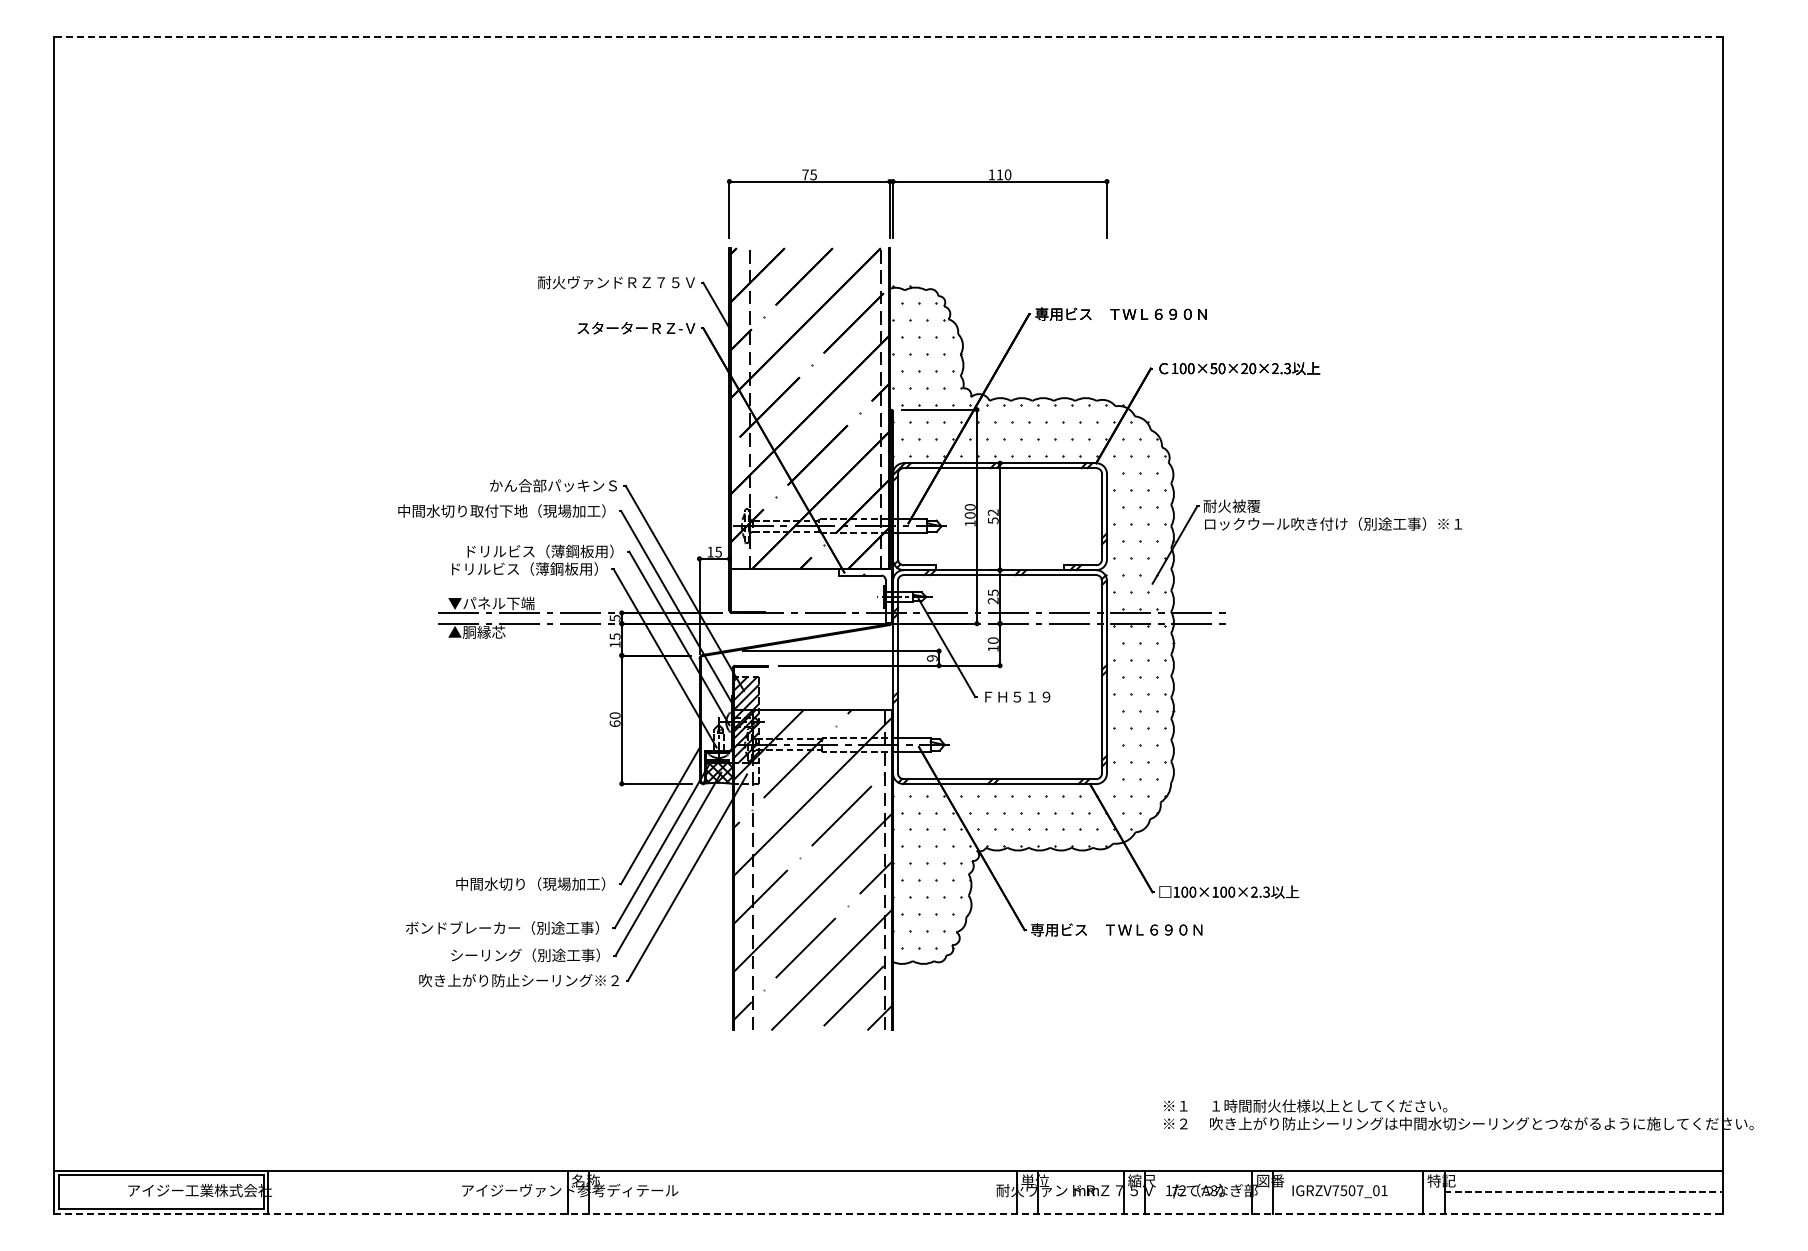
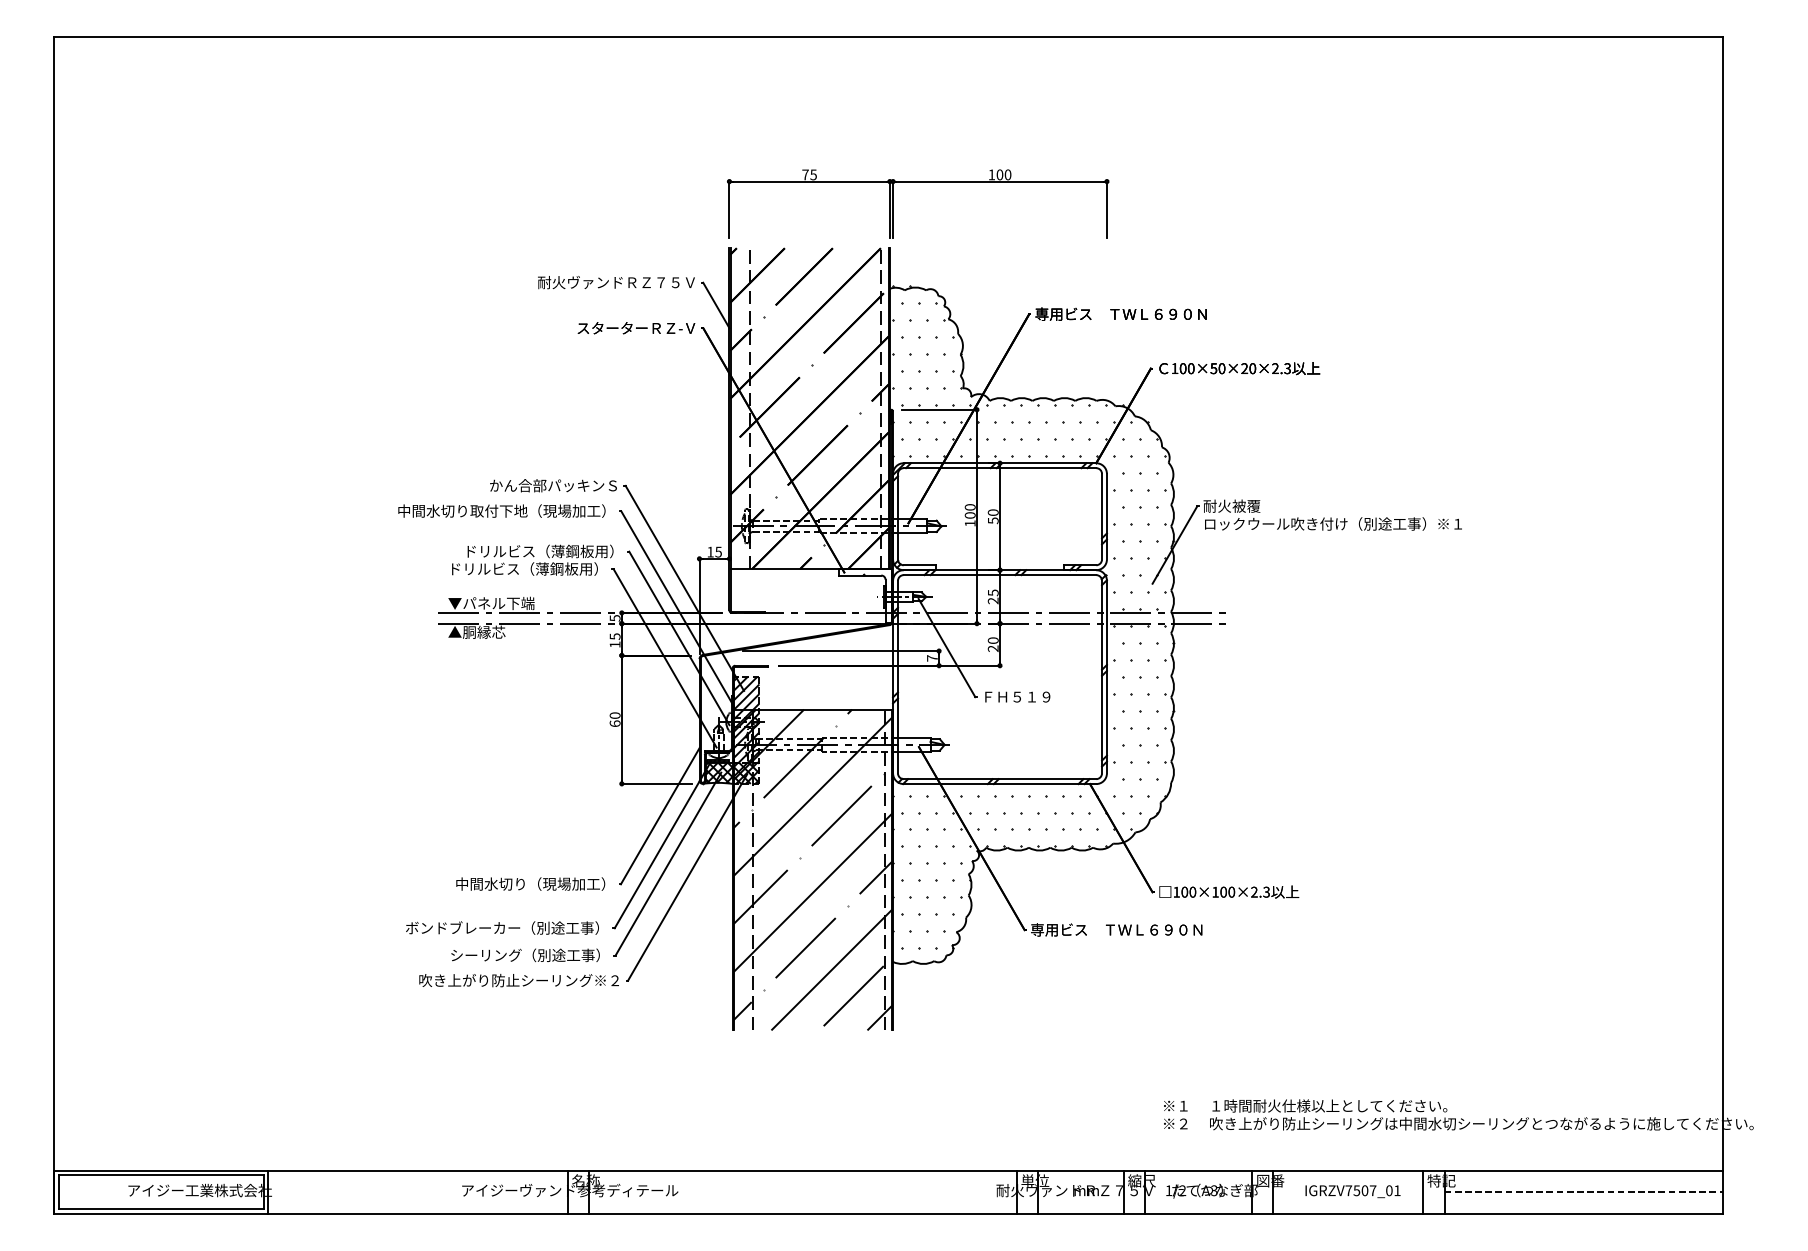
line: dashed -> solid (887, 37)
text: 110 -> 100 (999, 174)
text: 52 -> 50 (993, 512)
text: 10 -> 20 (992, 648)
text: 9 -> 7 (932, 658)
hatch: none -> present (745, 772)
text position: (1339, 1191) -> (1352, 1191) (1352, 1191)
line: dashed -> solid (888, 1213)
